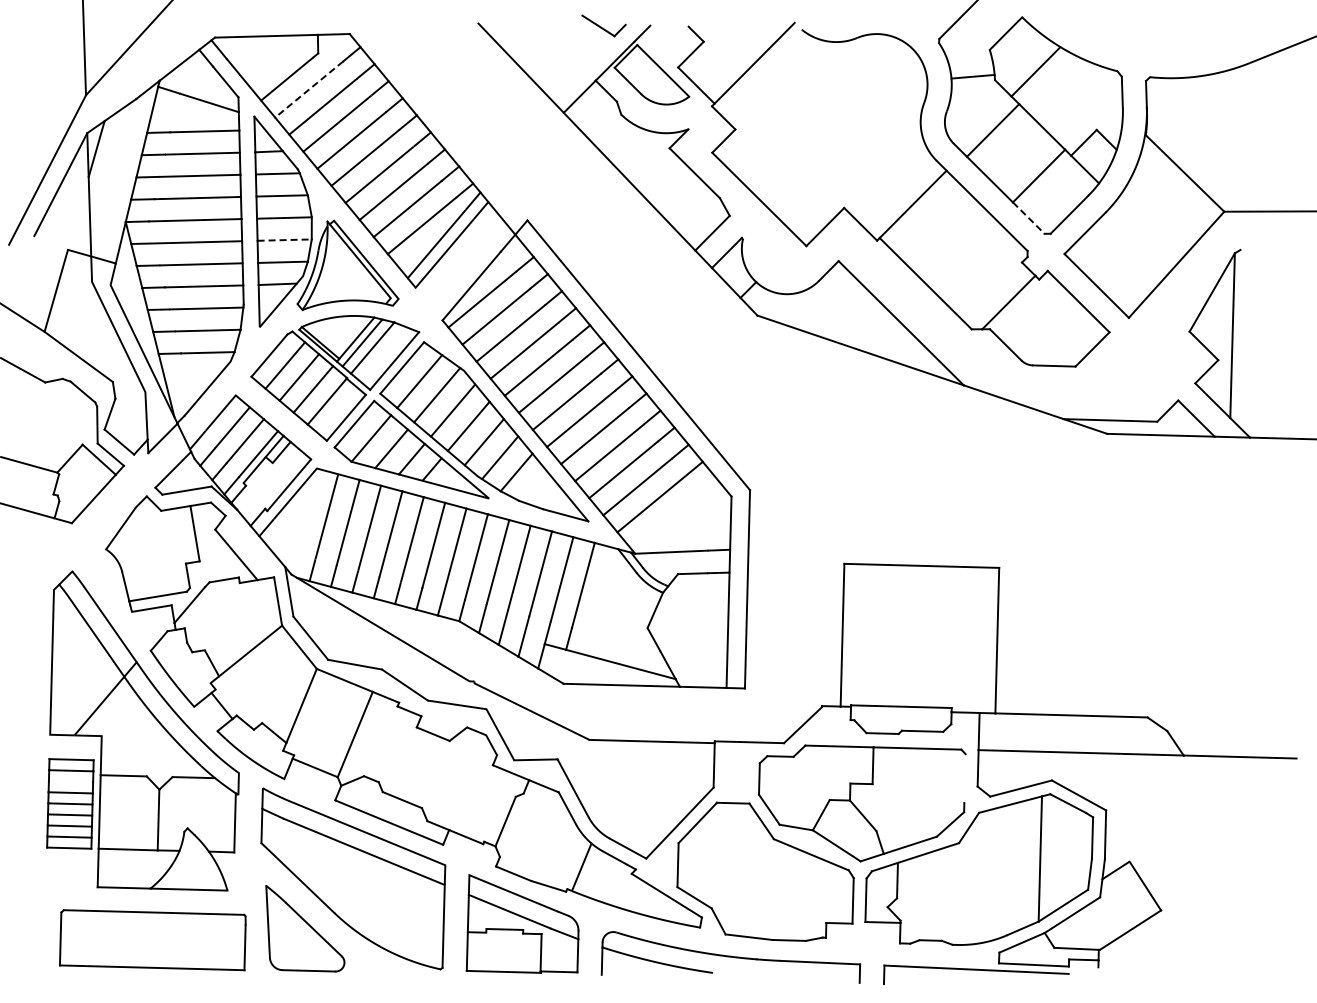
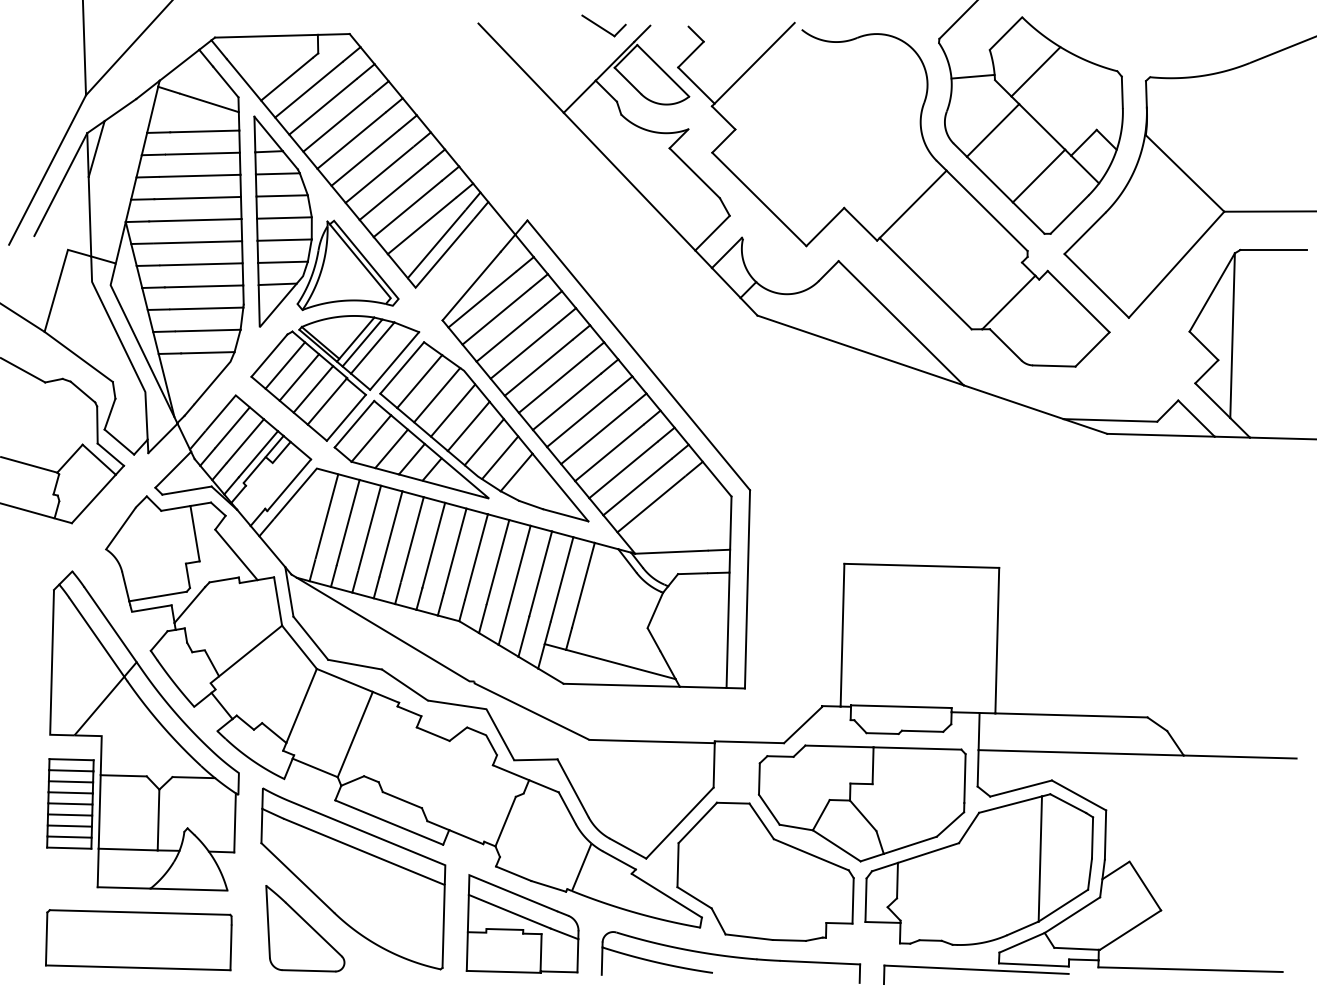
line: dashed -> solid (308, 90)
line: dashed -> solid (1029, 218)
line: dashed -> solid (285, 240)
line: none -> present (1273, 250)
line: none -> present (964, 778)
line: none -> present (70, 781)
part position: (152, 940) -> (138, 940) (138, 940)
line: none -> present (1190, 969)
